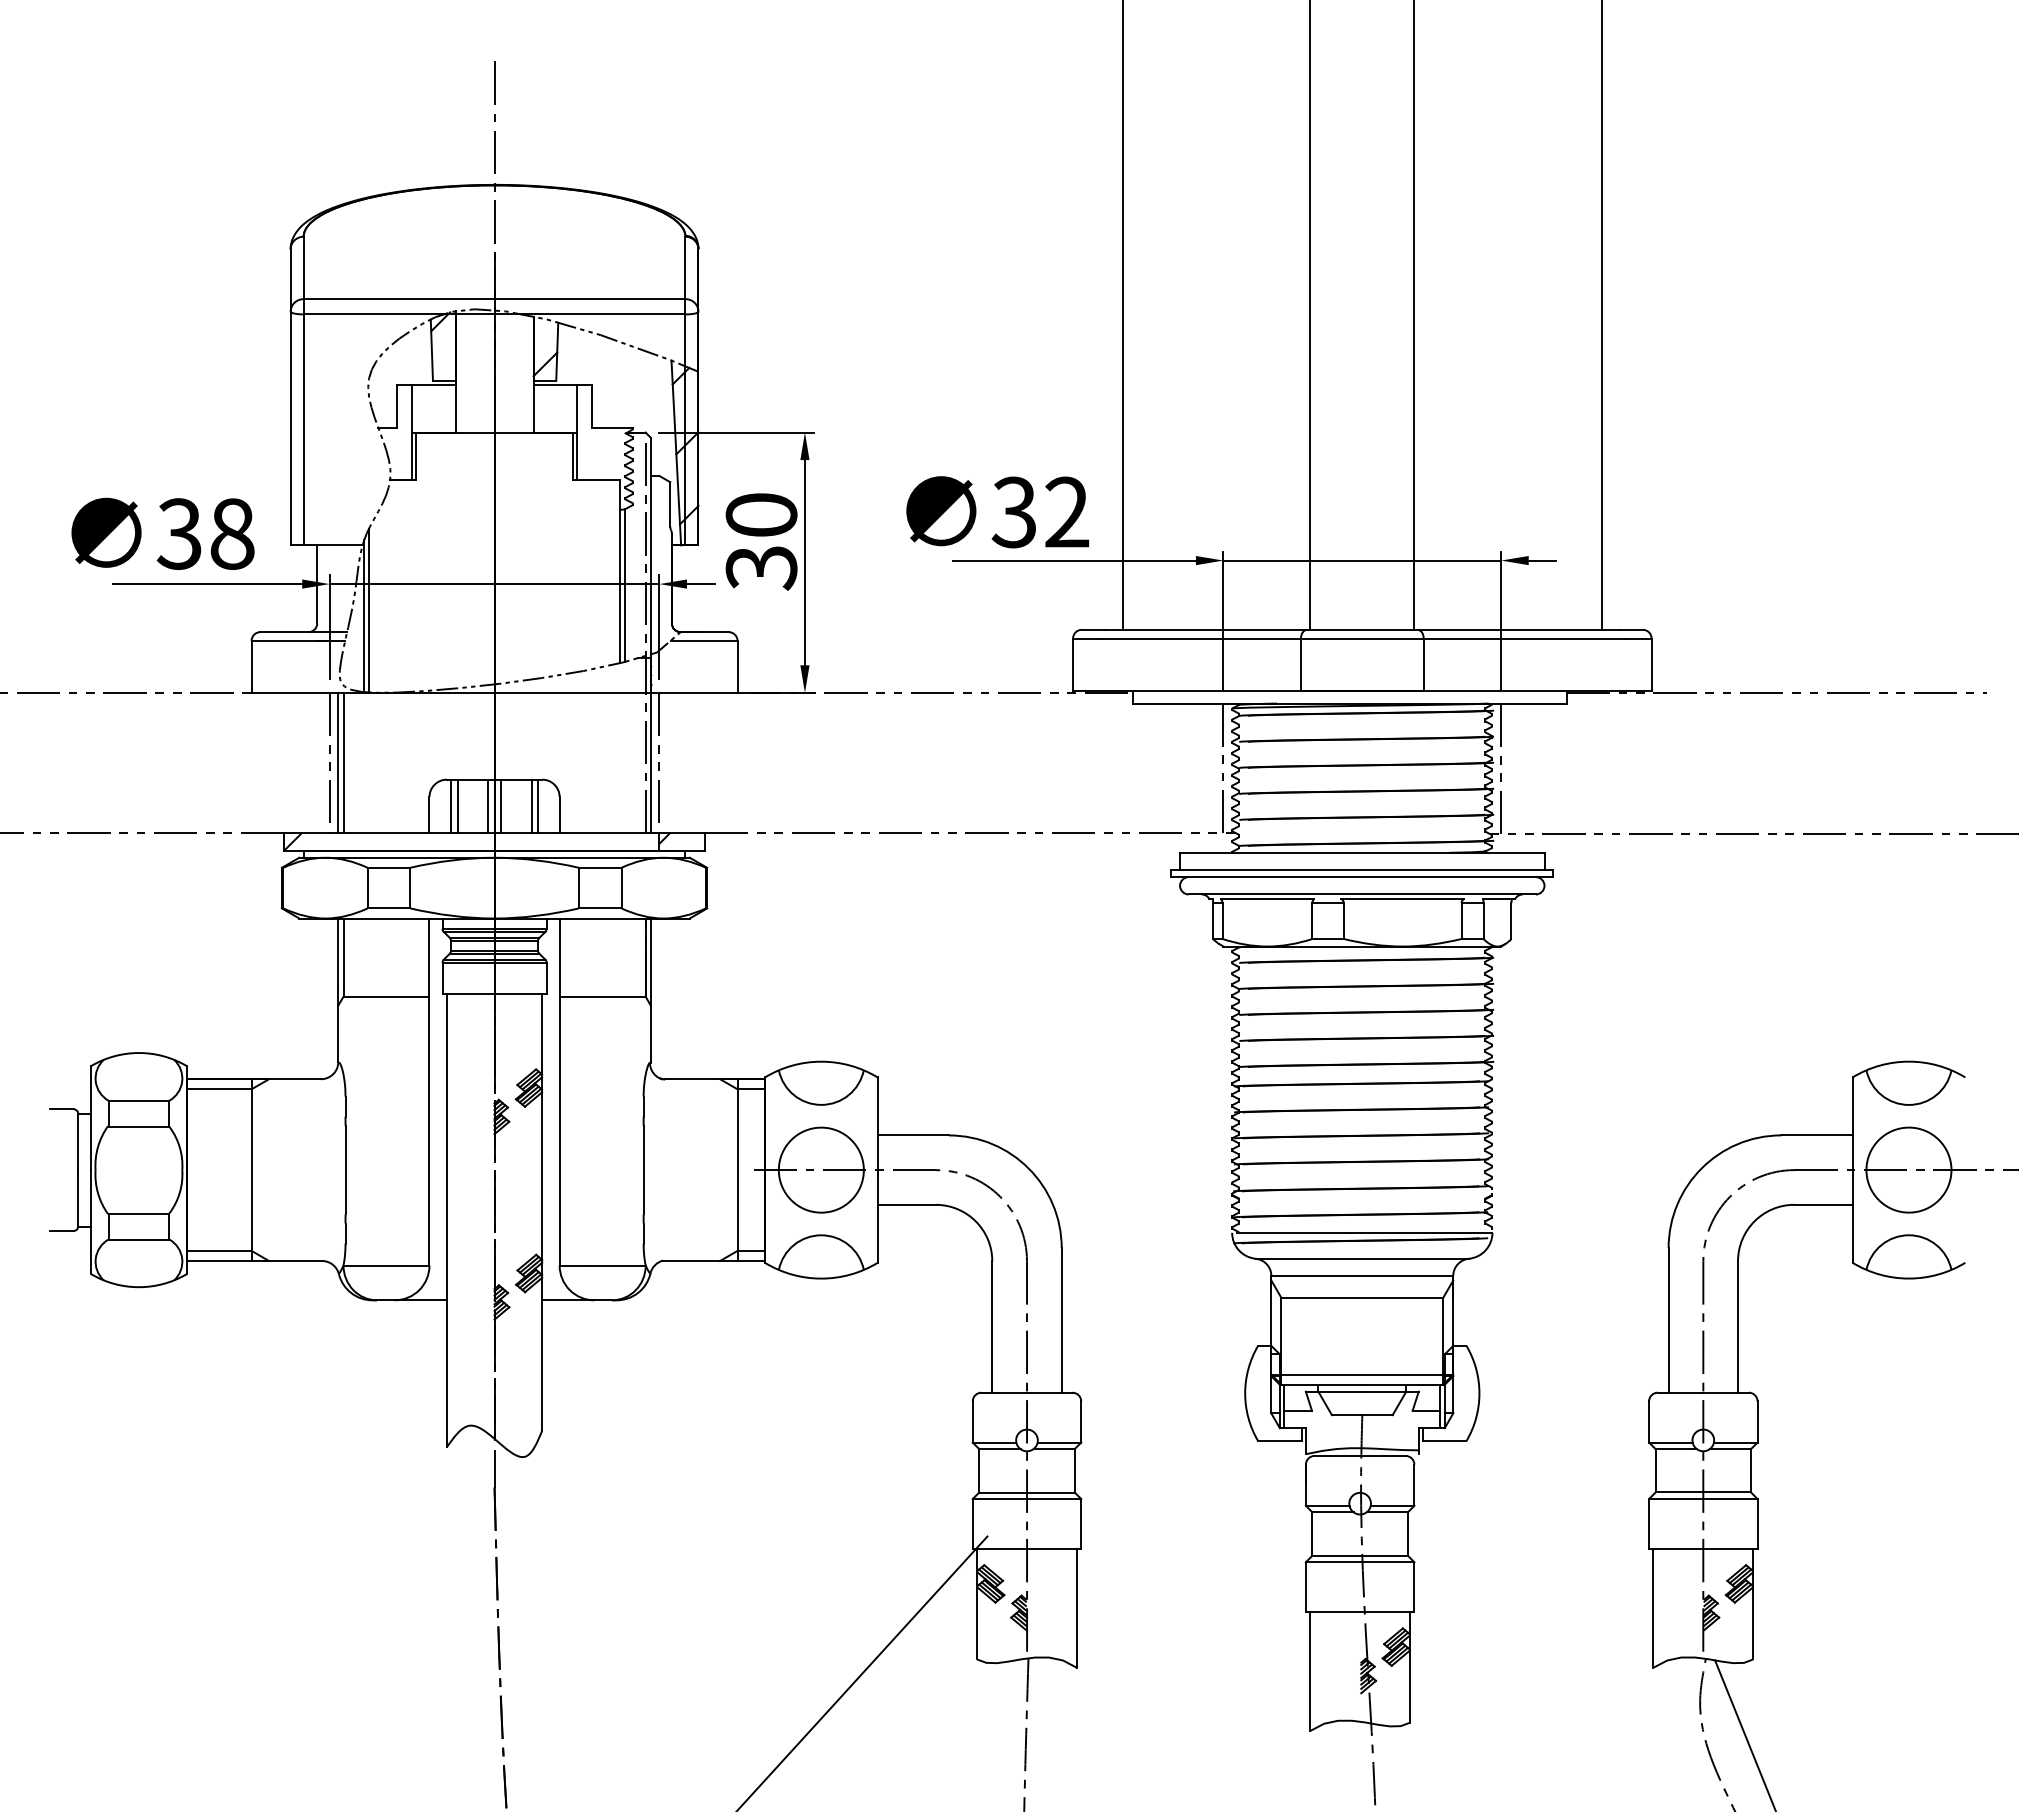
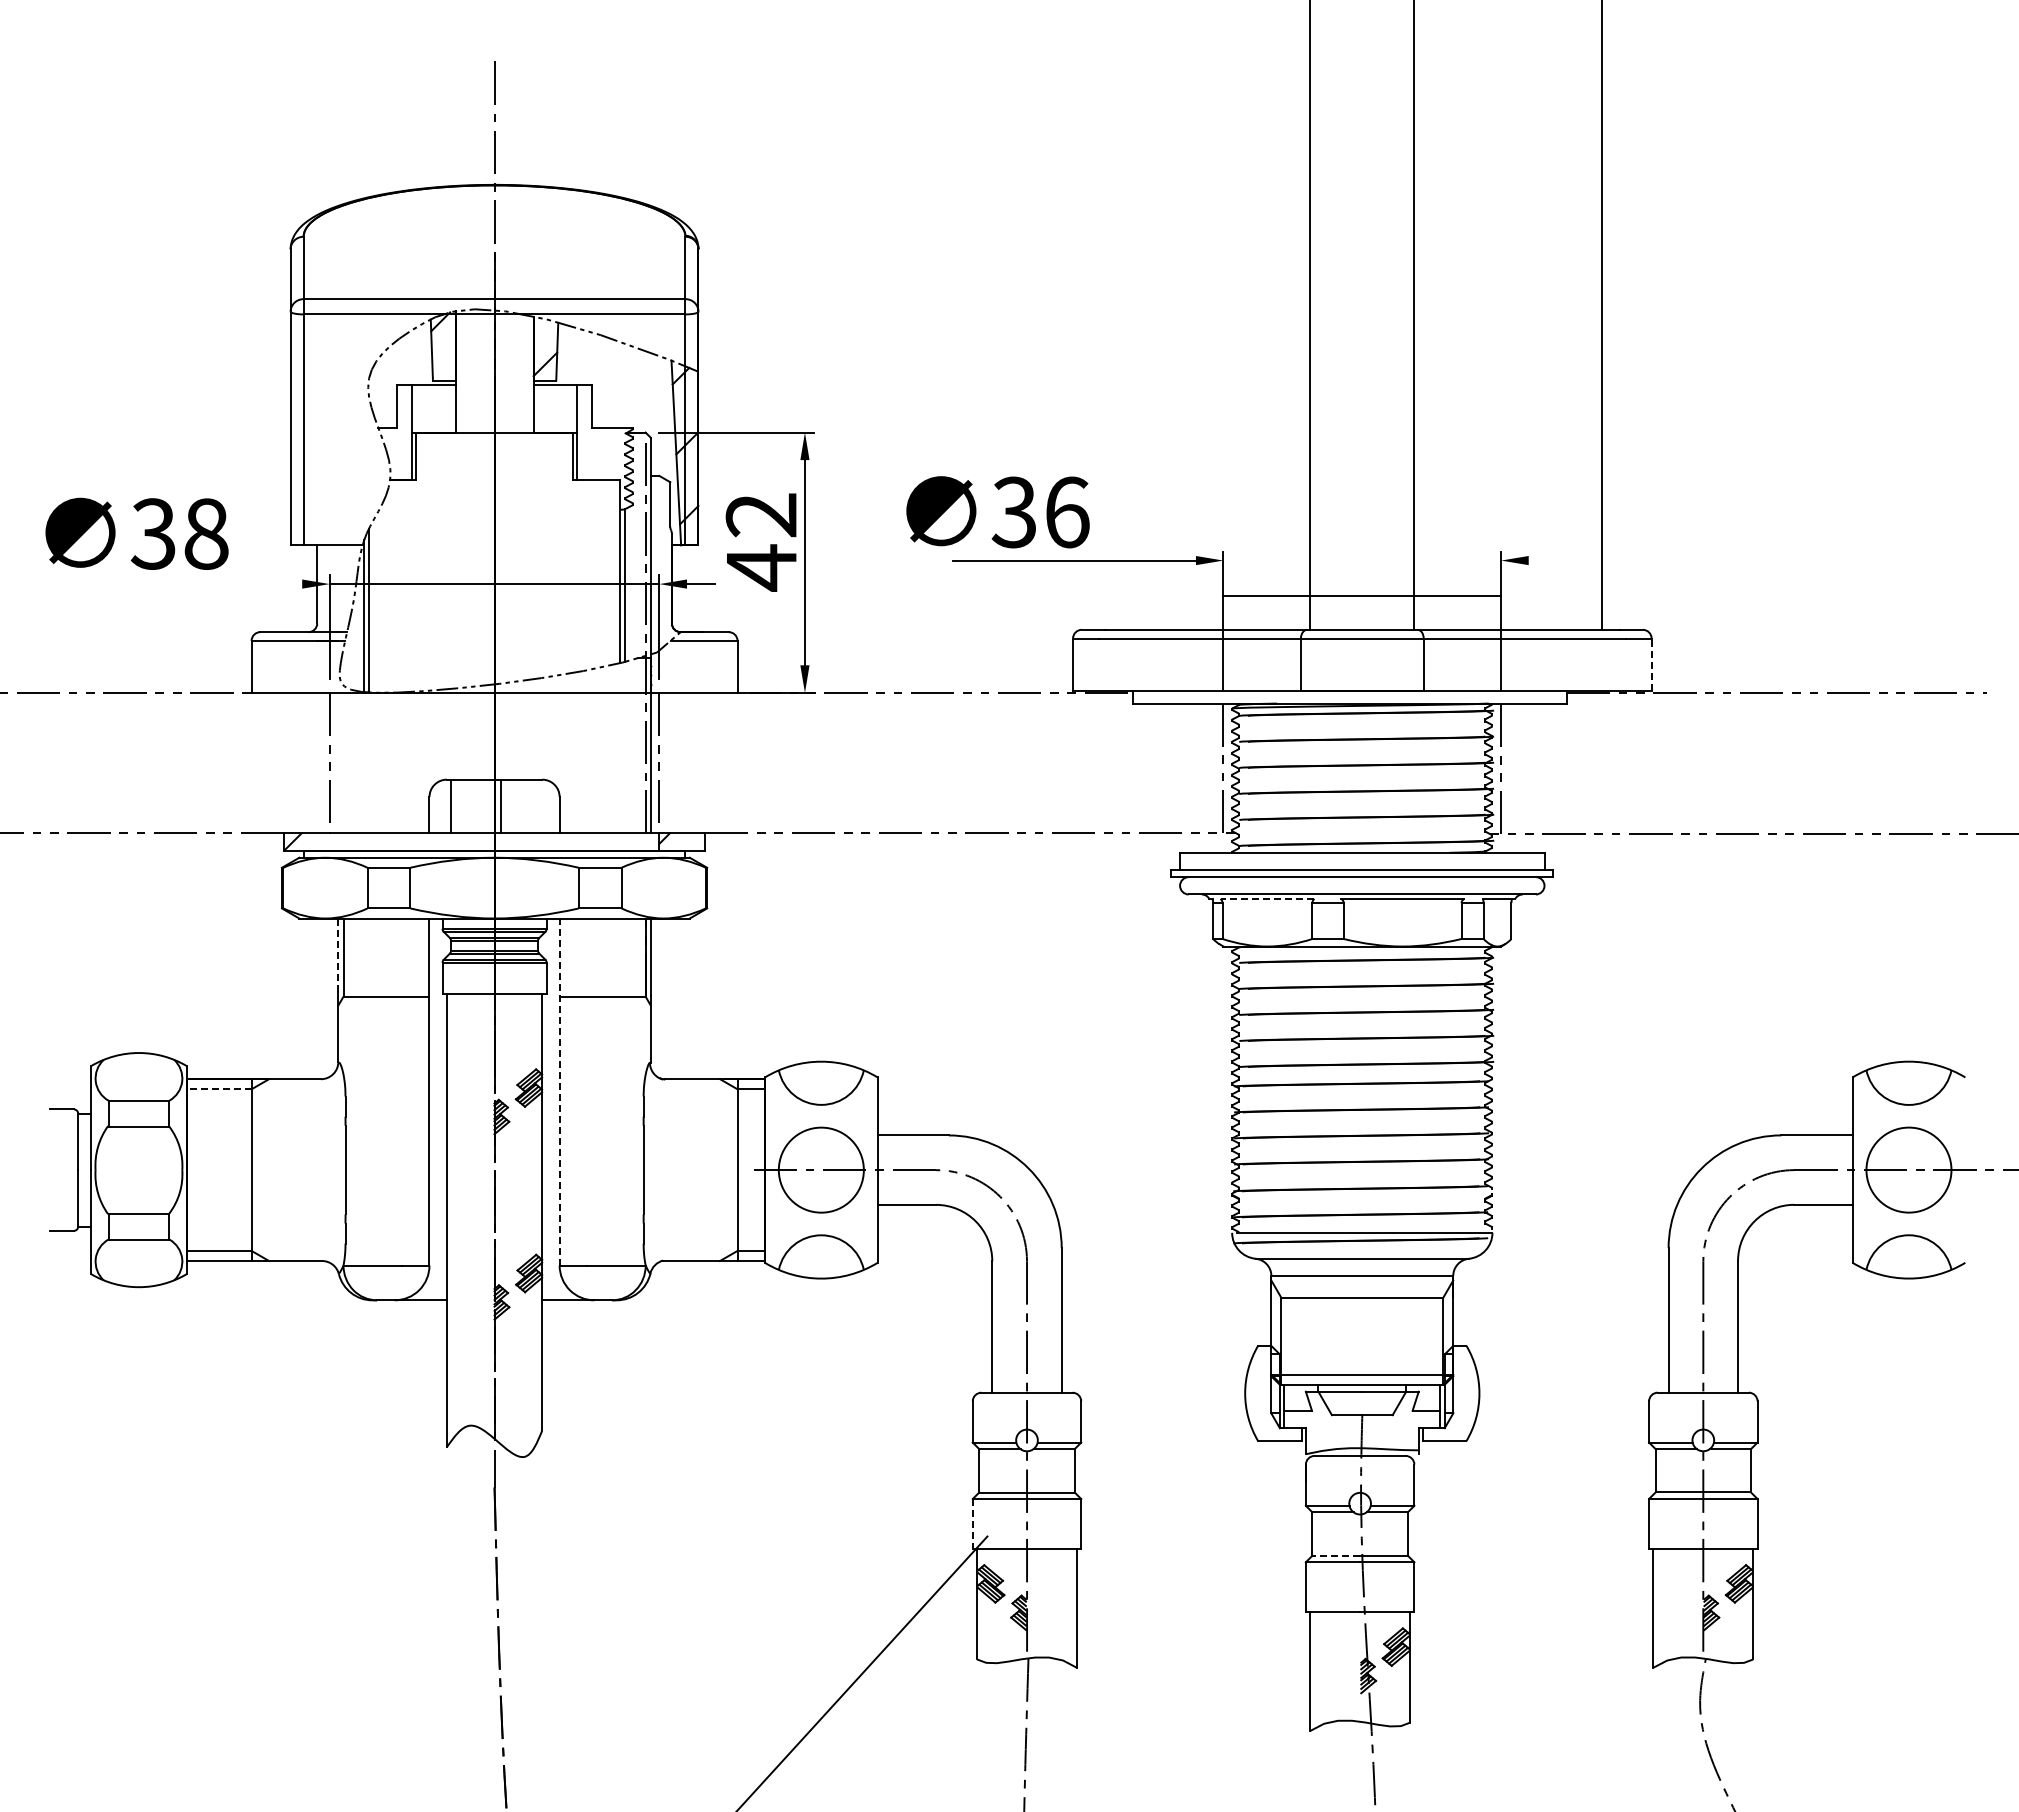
line: present -> none (1122, 315)
text: 32 -> 36 (1067, 512)
text position: (162, 533) -> (136, 533) (136, 533)
text: 30 -> 42 (761, 542)
line position: (1362, 560) -> (1362, 595) (1362, 595)
line: present -> none (1542, 560)
line: present -> none (207, 584)
line: solid -> dashed (1651, 664)
line: present -> none (338, 762)
line: present -> none (343, 762)
line: present -> none (457, 806)
line: present -> none (488, 806)
line: present -> none (531, 806)
line: present -> none (537, 806)
line: solid -> dashed (1267, 898)
line: solid -> dashed (338, 955)
line: solid -> dashed (219, 1089)
line: solid -> dashed (559, 1092)
line: solid -> dashed (972, 1523)
line: solid -> dashed (1336, 1555)
line: present -> none (1744, 1734)
